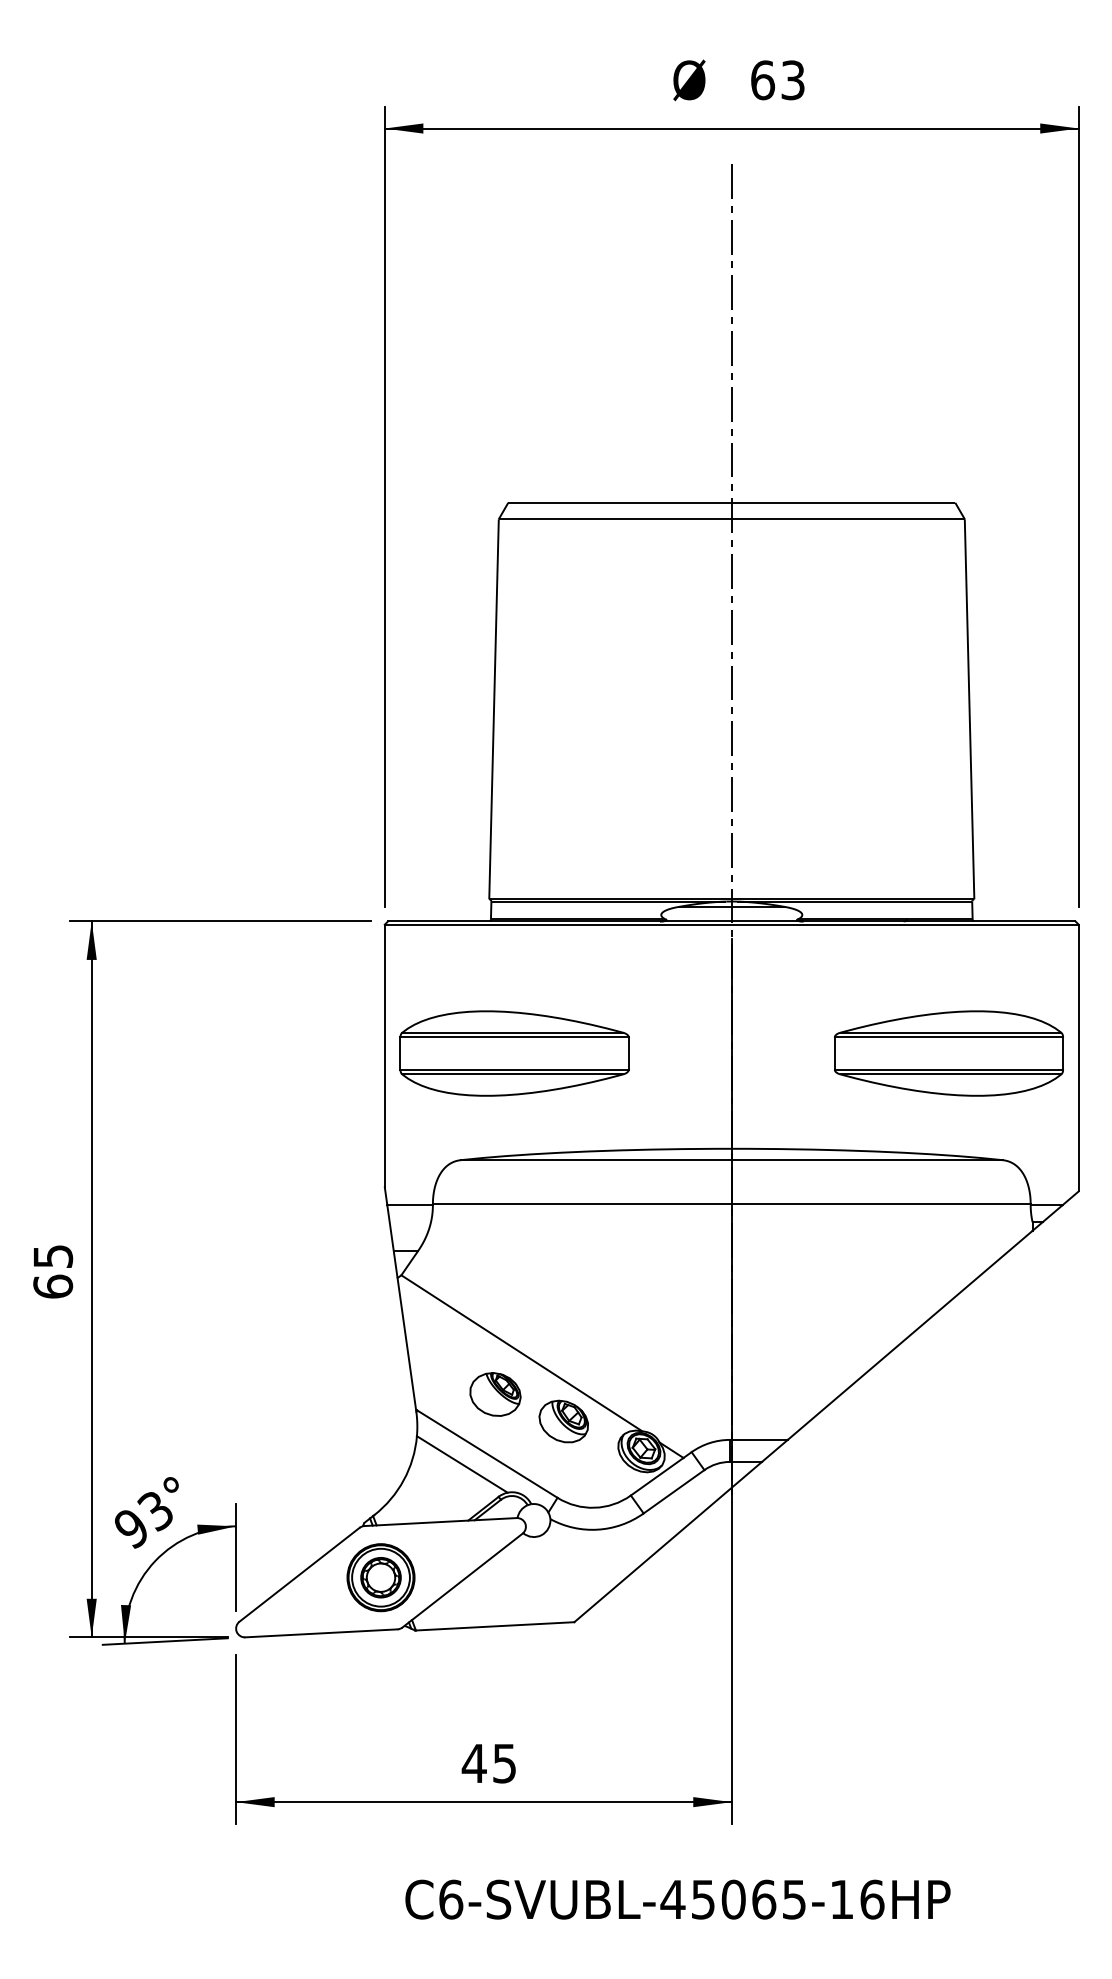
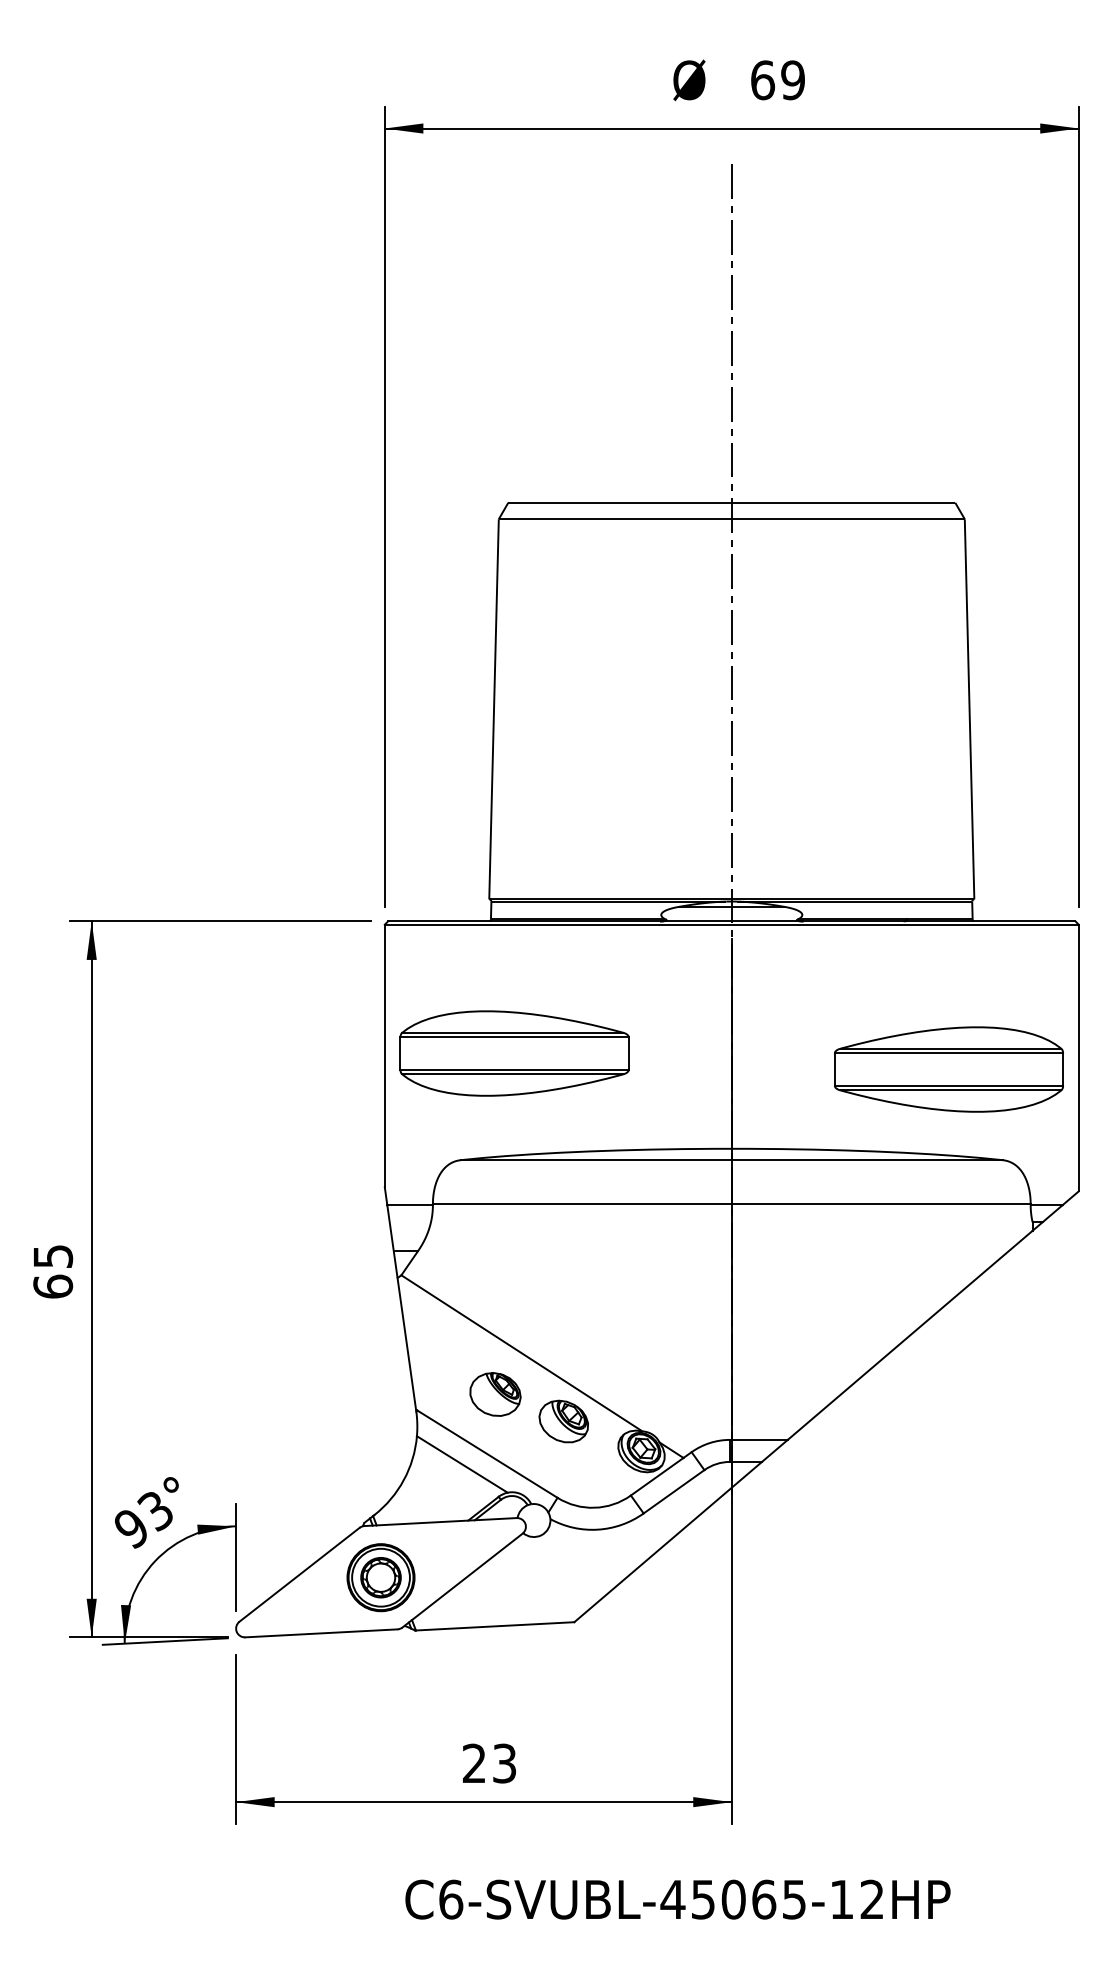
text: 63 -> 69 (792, 80)
part position: (948, 1053) -> (948, 1069) (948, 1069)
text: 45 -> 23 (488, 1762)
text: C6-SVUBL-45065-16HP -> C6-SVUBL-45065-12HP (872, 1899)
